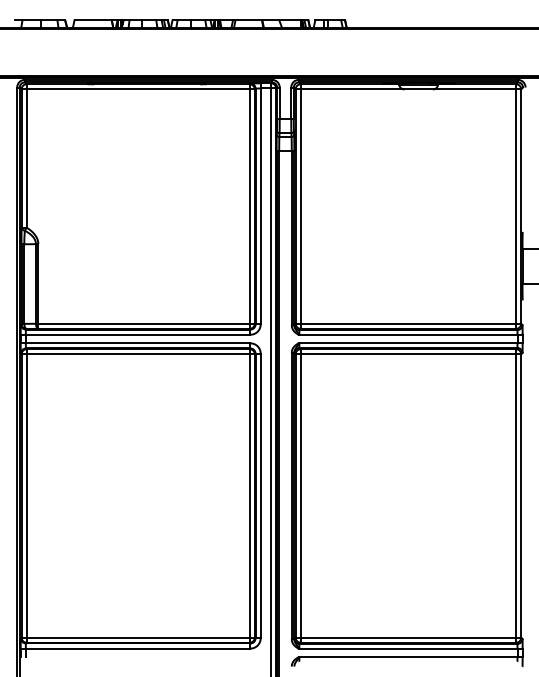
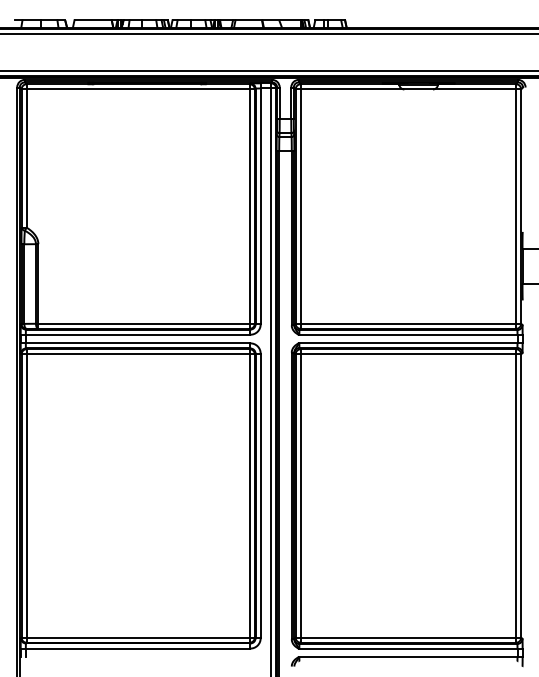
line: none -> present (268, 33)
line: none -> present (268, 70)
